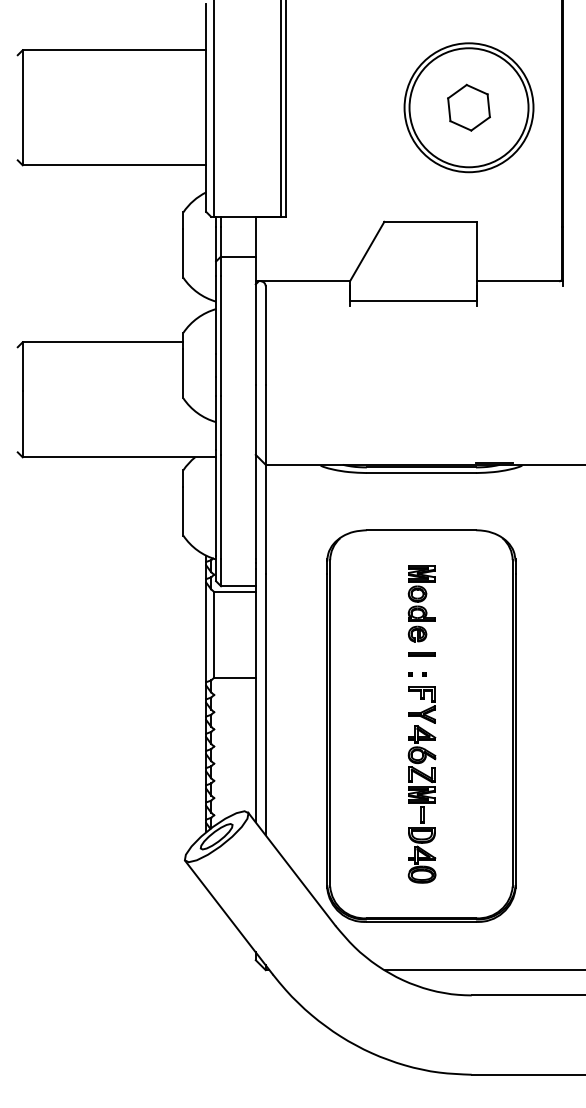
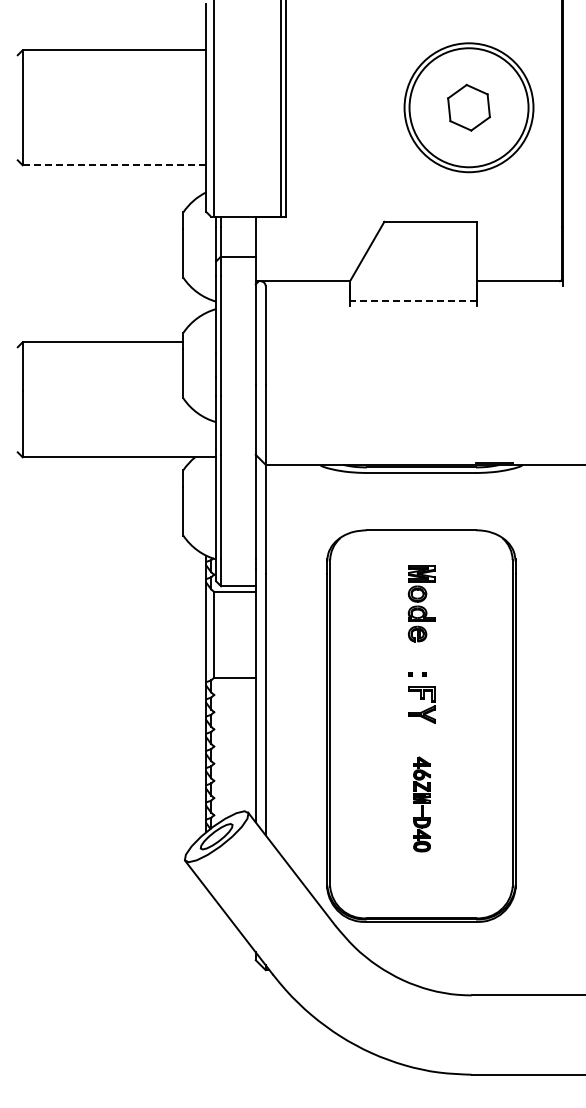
line: solid -> dashed (114, 165)
line: solid -> dashed (413, 301)
line: present -> none (421, 654)
part size: 30x159 px -> 18x97 px (421, 804)
line: present -> none (483, 970)
